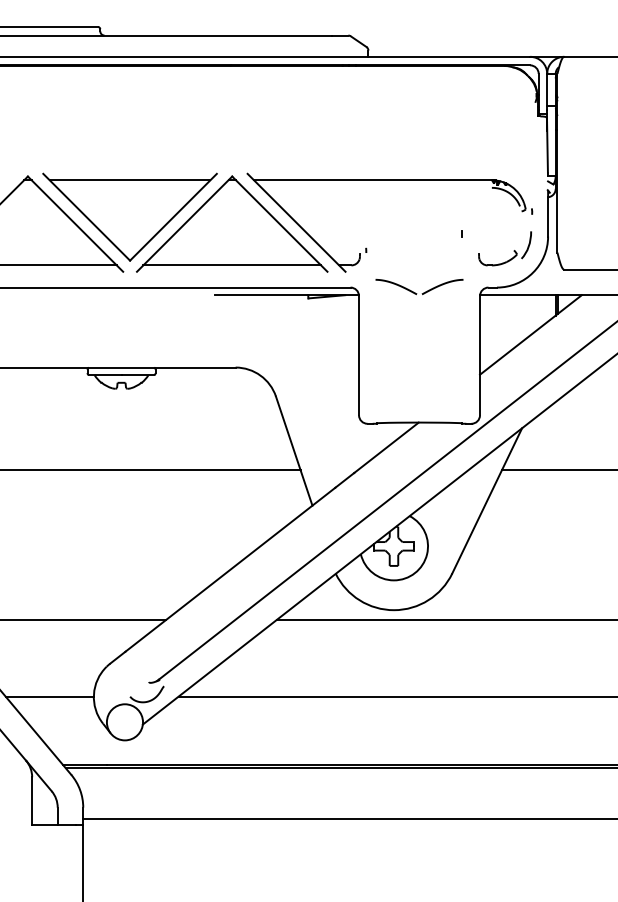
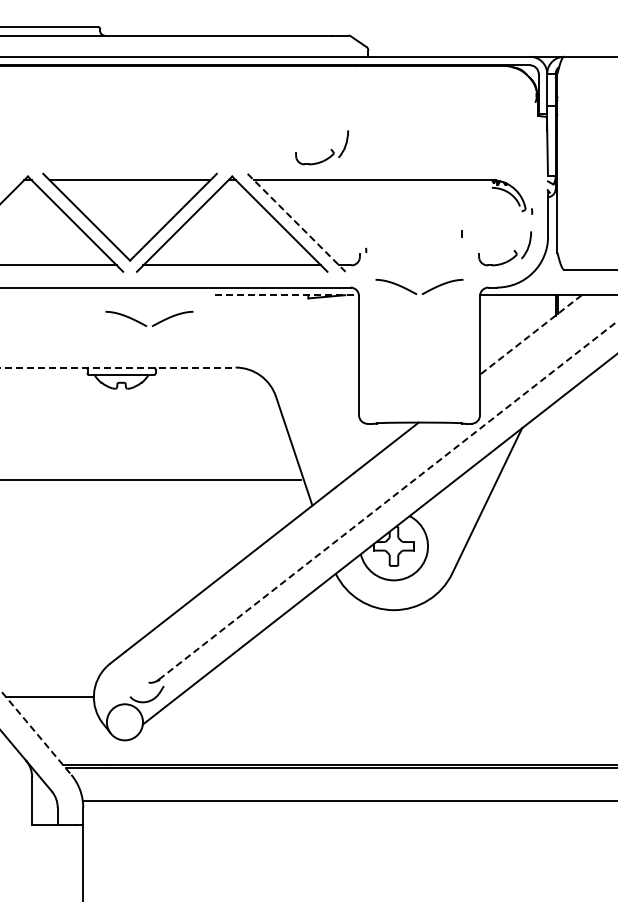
part: none -> present (330, 149)
line: solid -> dashed (296, 223)
line: solid -> dashed (287, 295)
part: none -> present (145, 324)
line: solid -> dashed (530, 334)
line: solid -> dashed (118, 367)
line position: (151, 469) -> (151, 479) (151, 479)
line: present -> none (558, 469)
line: solid -> dashed (388, 500)
line: present -> none (84, 619)
line: present -> none (445, 619)
line: present -> none (396, 696)
line: solid -> dashed (35, 732)
line position: (348, 819) -> (348, 801) (348, 801)
